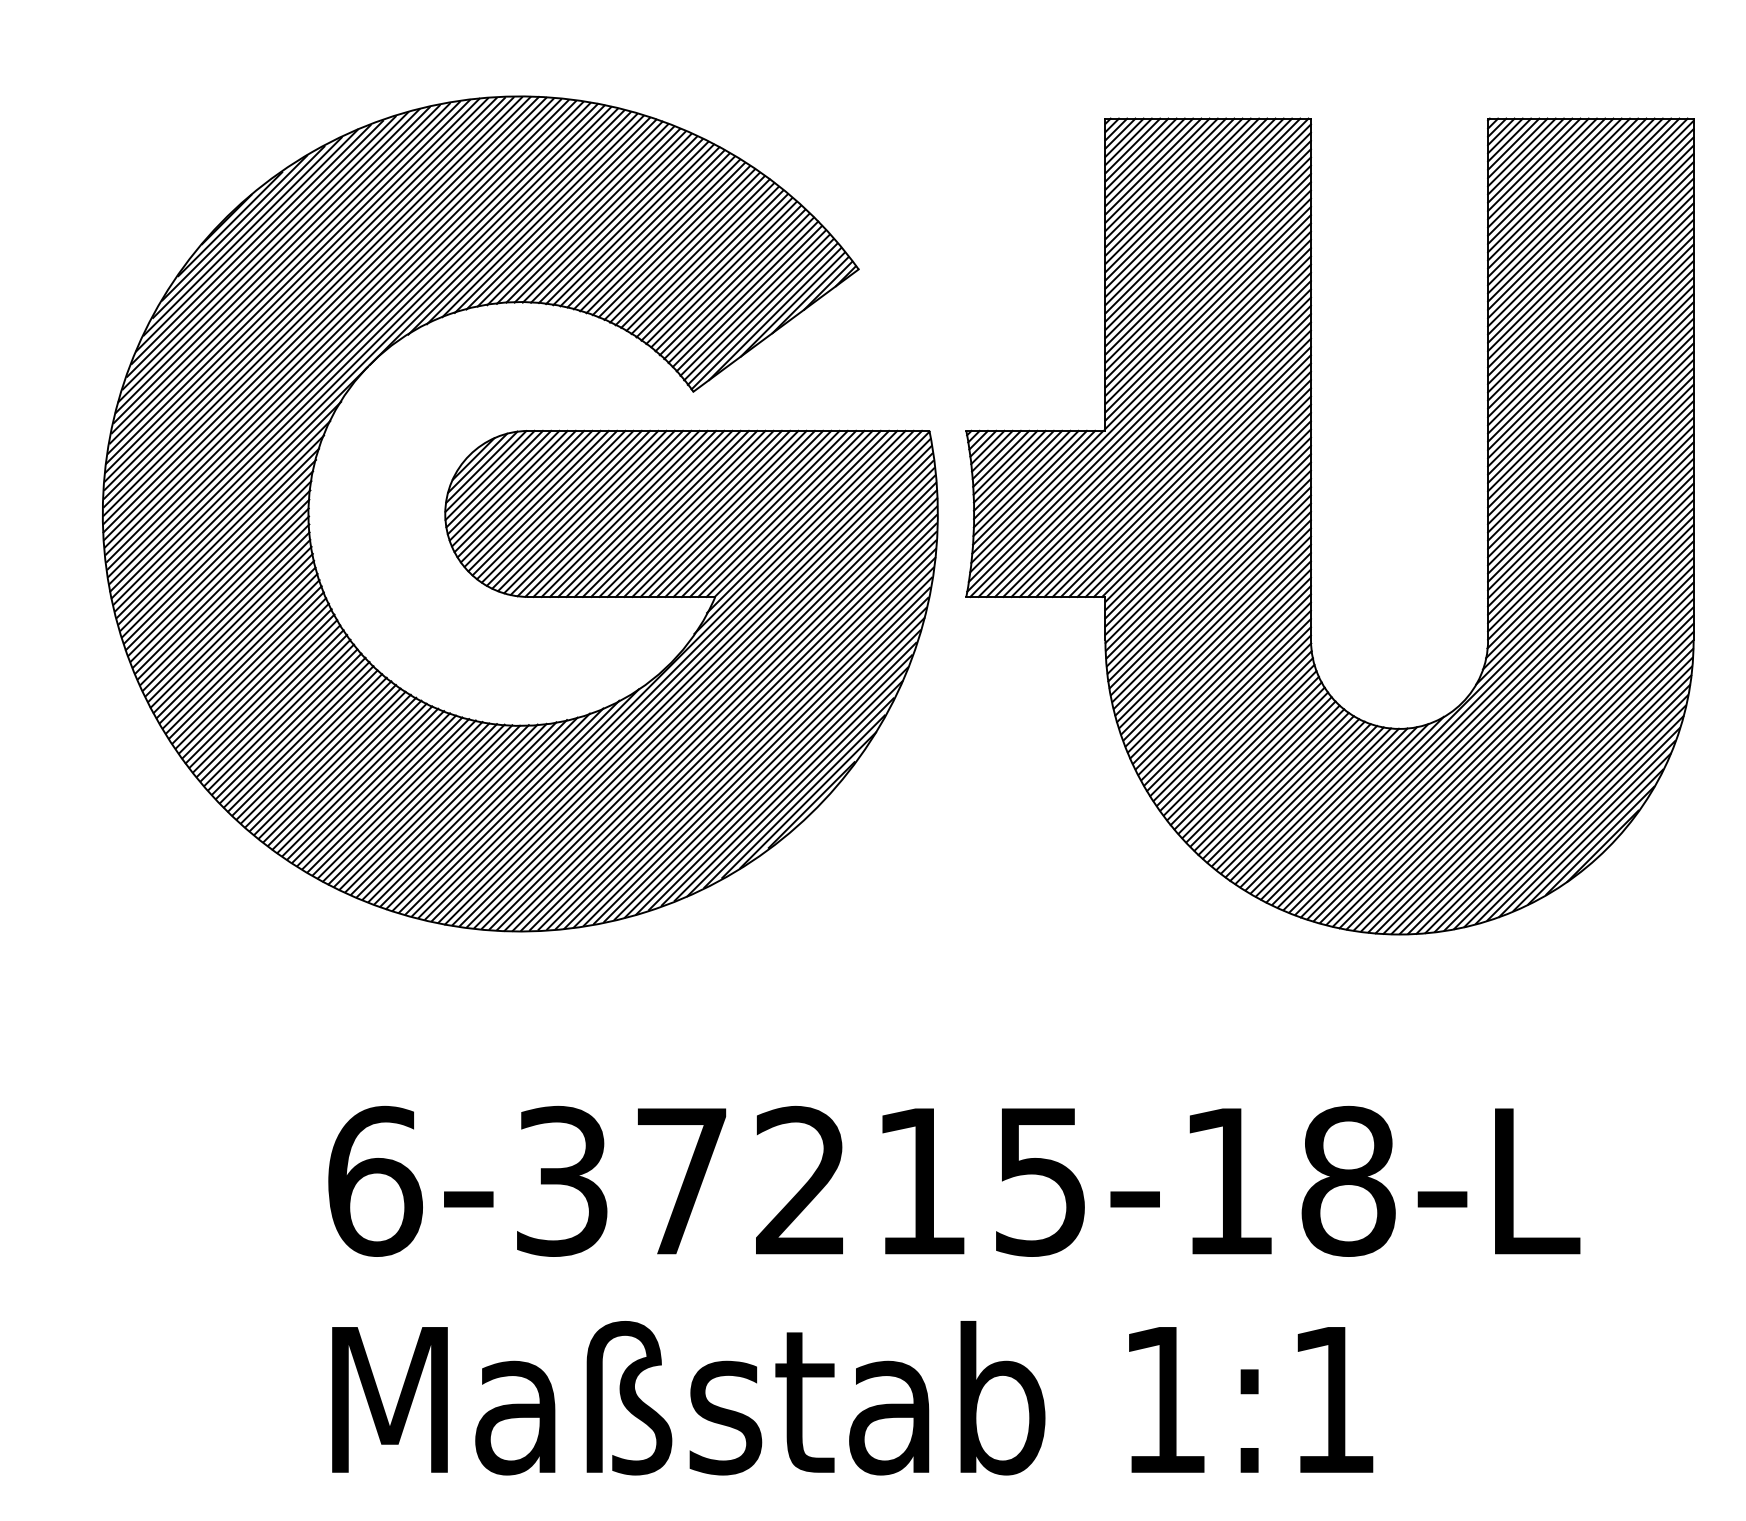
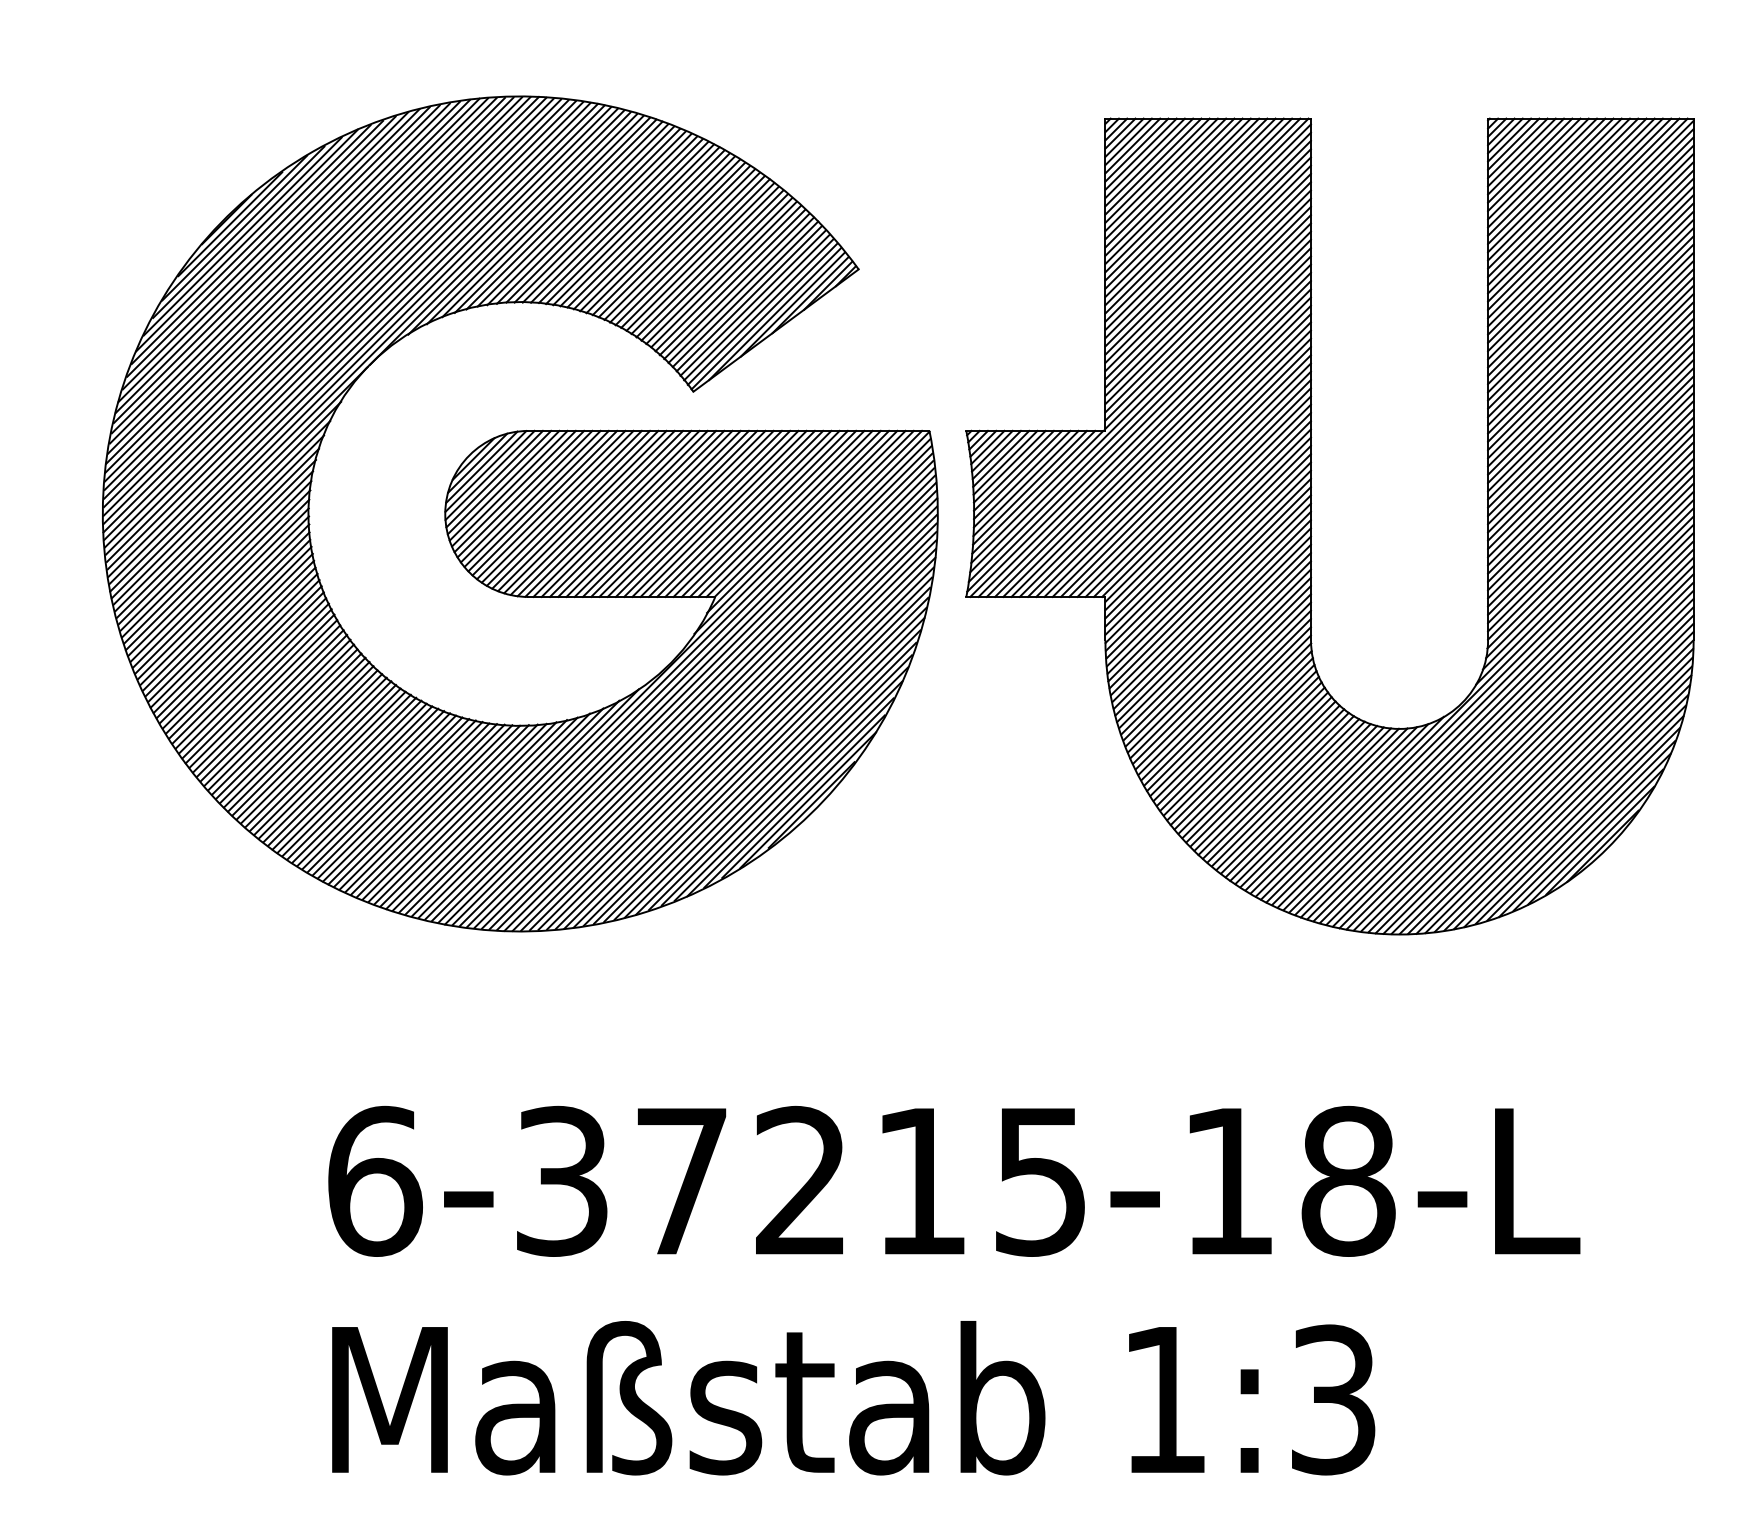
text: 1:1 -> 1:3 (1333, 1399)
